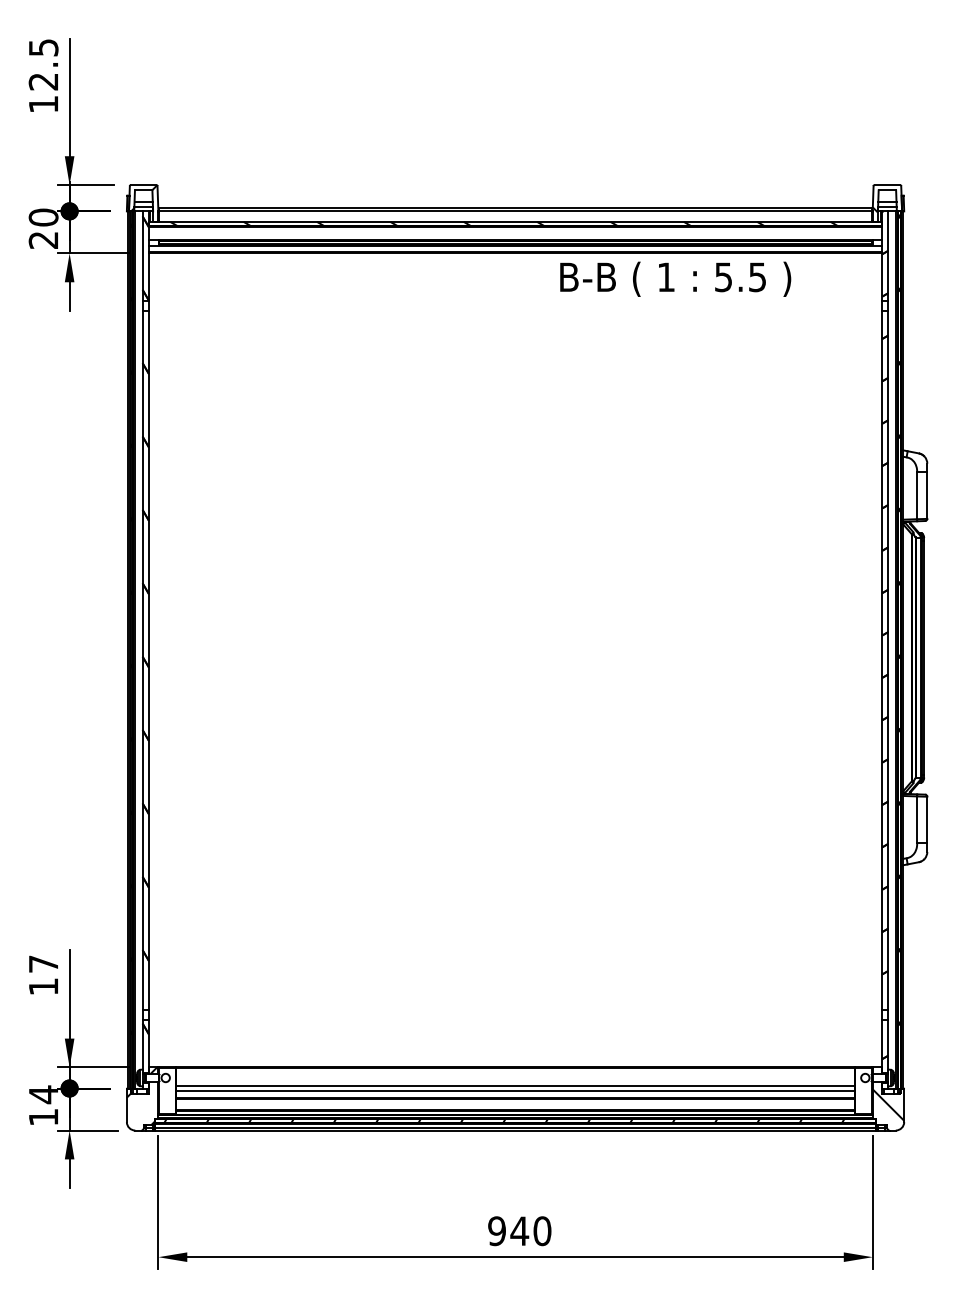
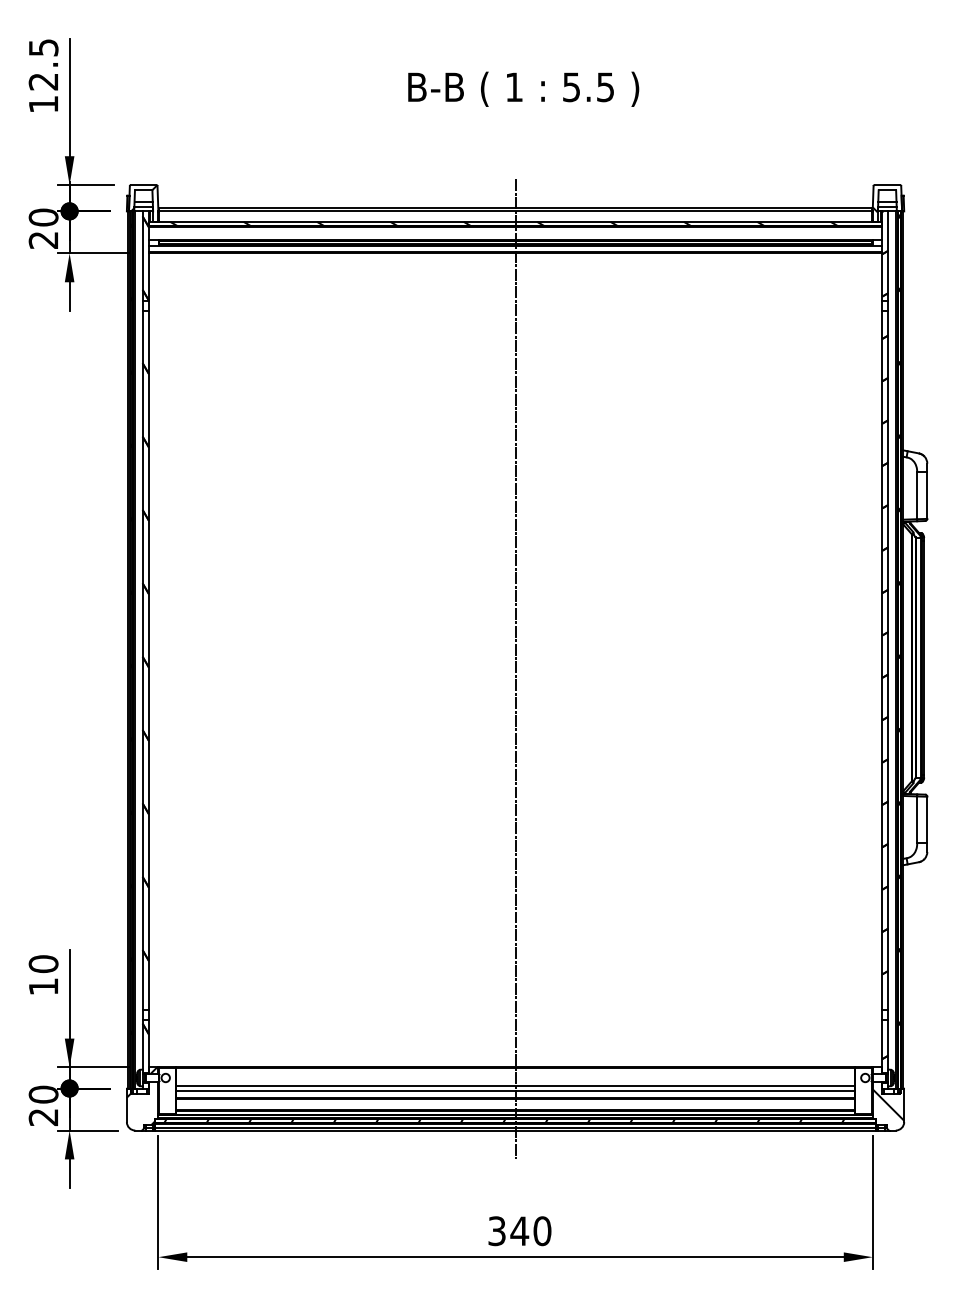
text position: (675, 278) -> (523, 88) (523, 88)
line: none -> present (515, 669)
text: 17 -> 10 (43, 964)
text: 14 -> 20 (43, 1105)
text: 940 -> 340 (496, 1230)
